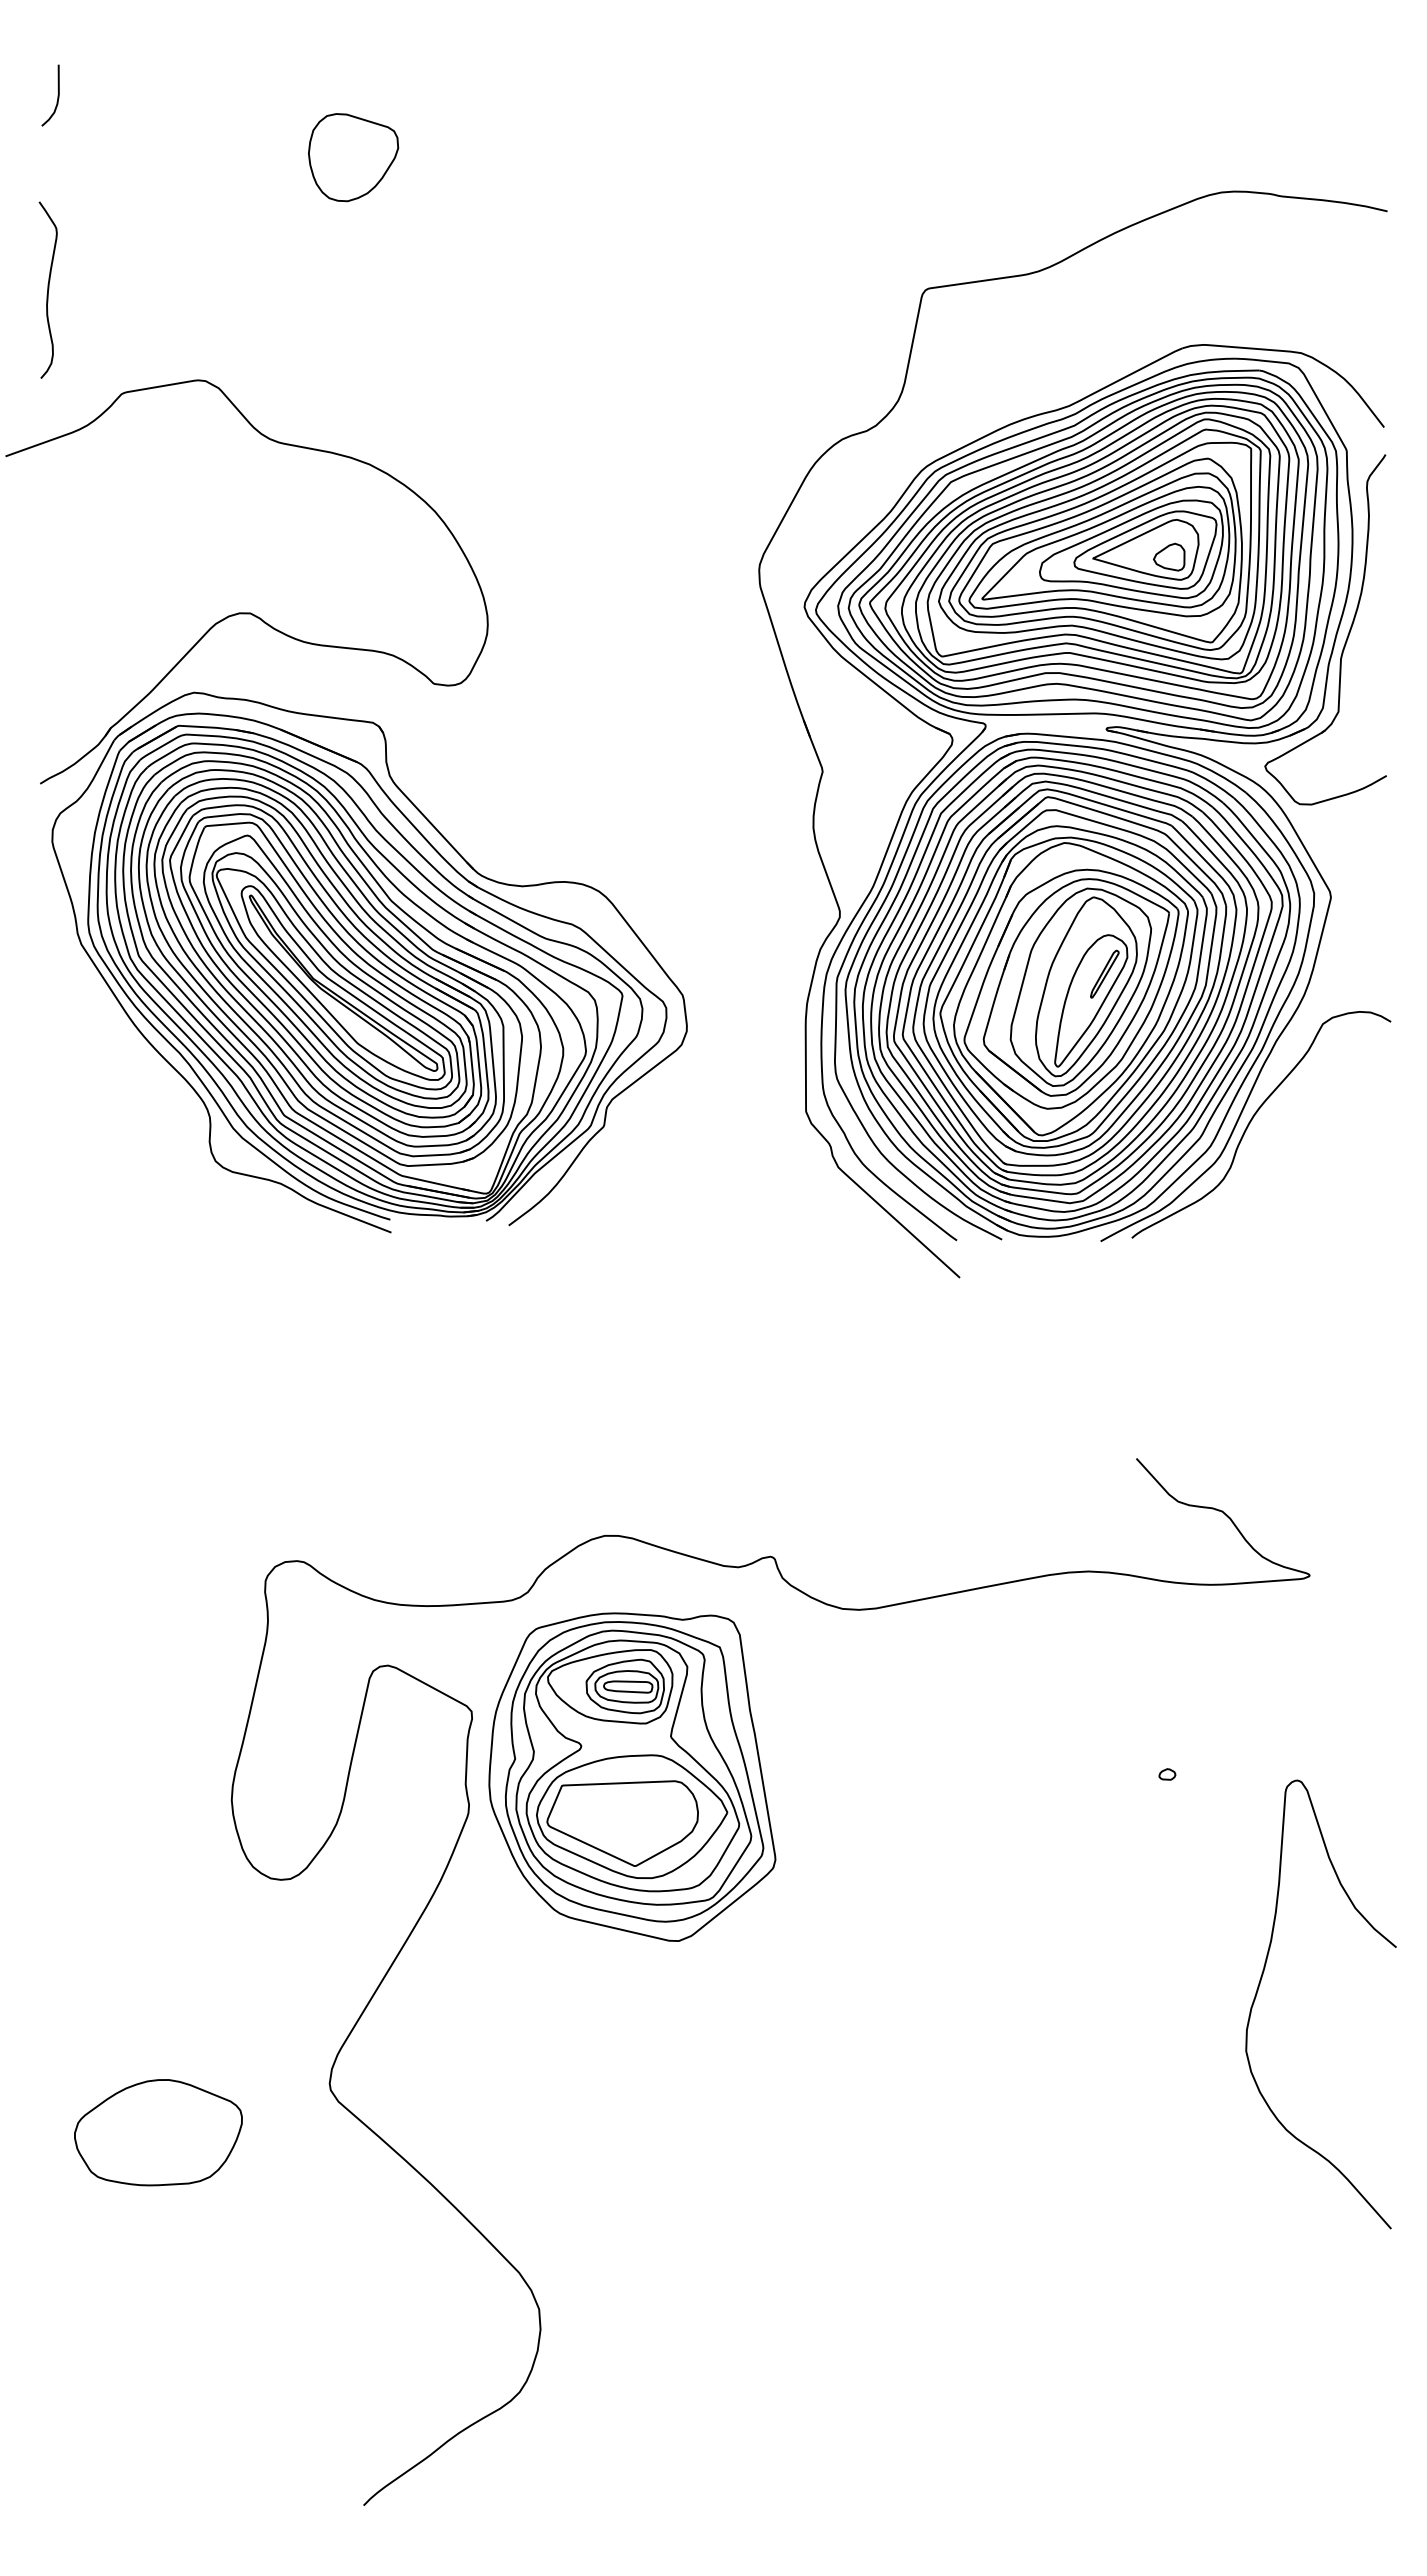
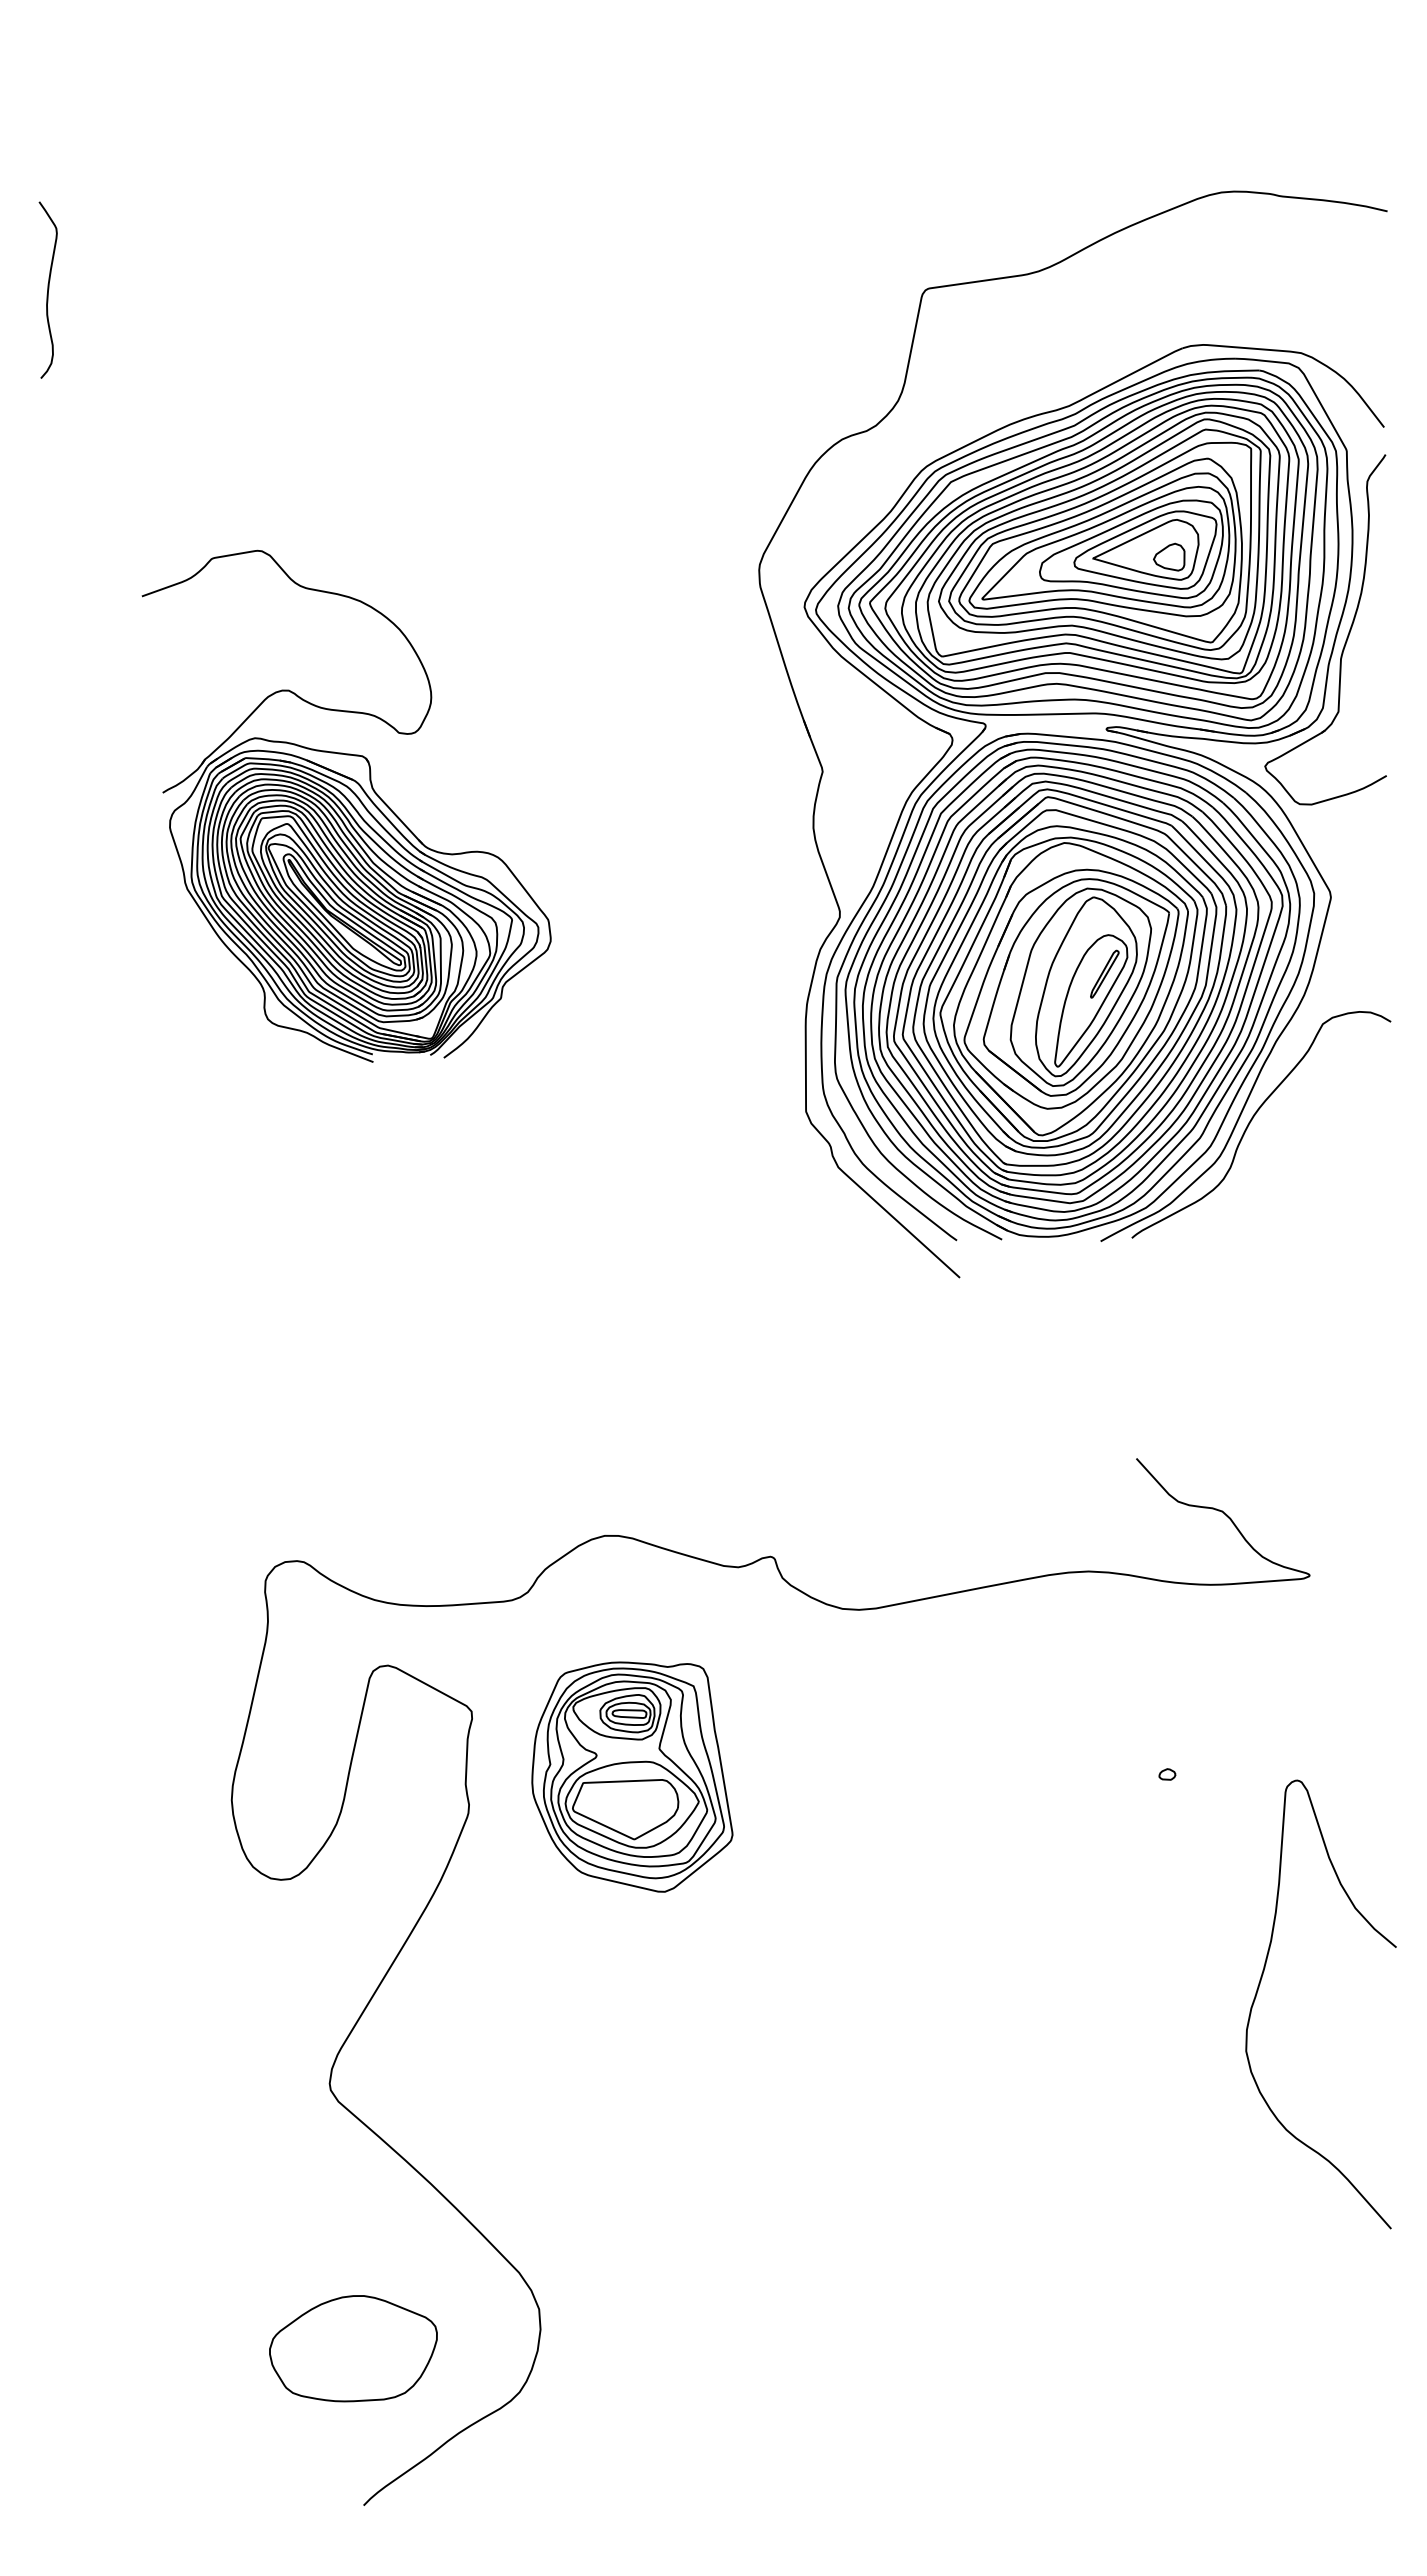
curve: present -> none (57, 95)
part: present -> none (353, 157)
part size: 683x855 px -> 411x514 px (346, 805)
part size: 289x330 px -> 203x232 px (632, 1776)
part position: (158, 2132) -> (353, 2348) (353, 2348)
